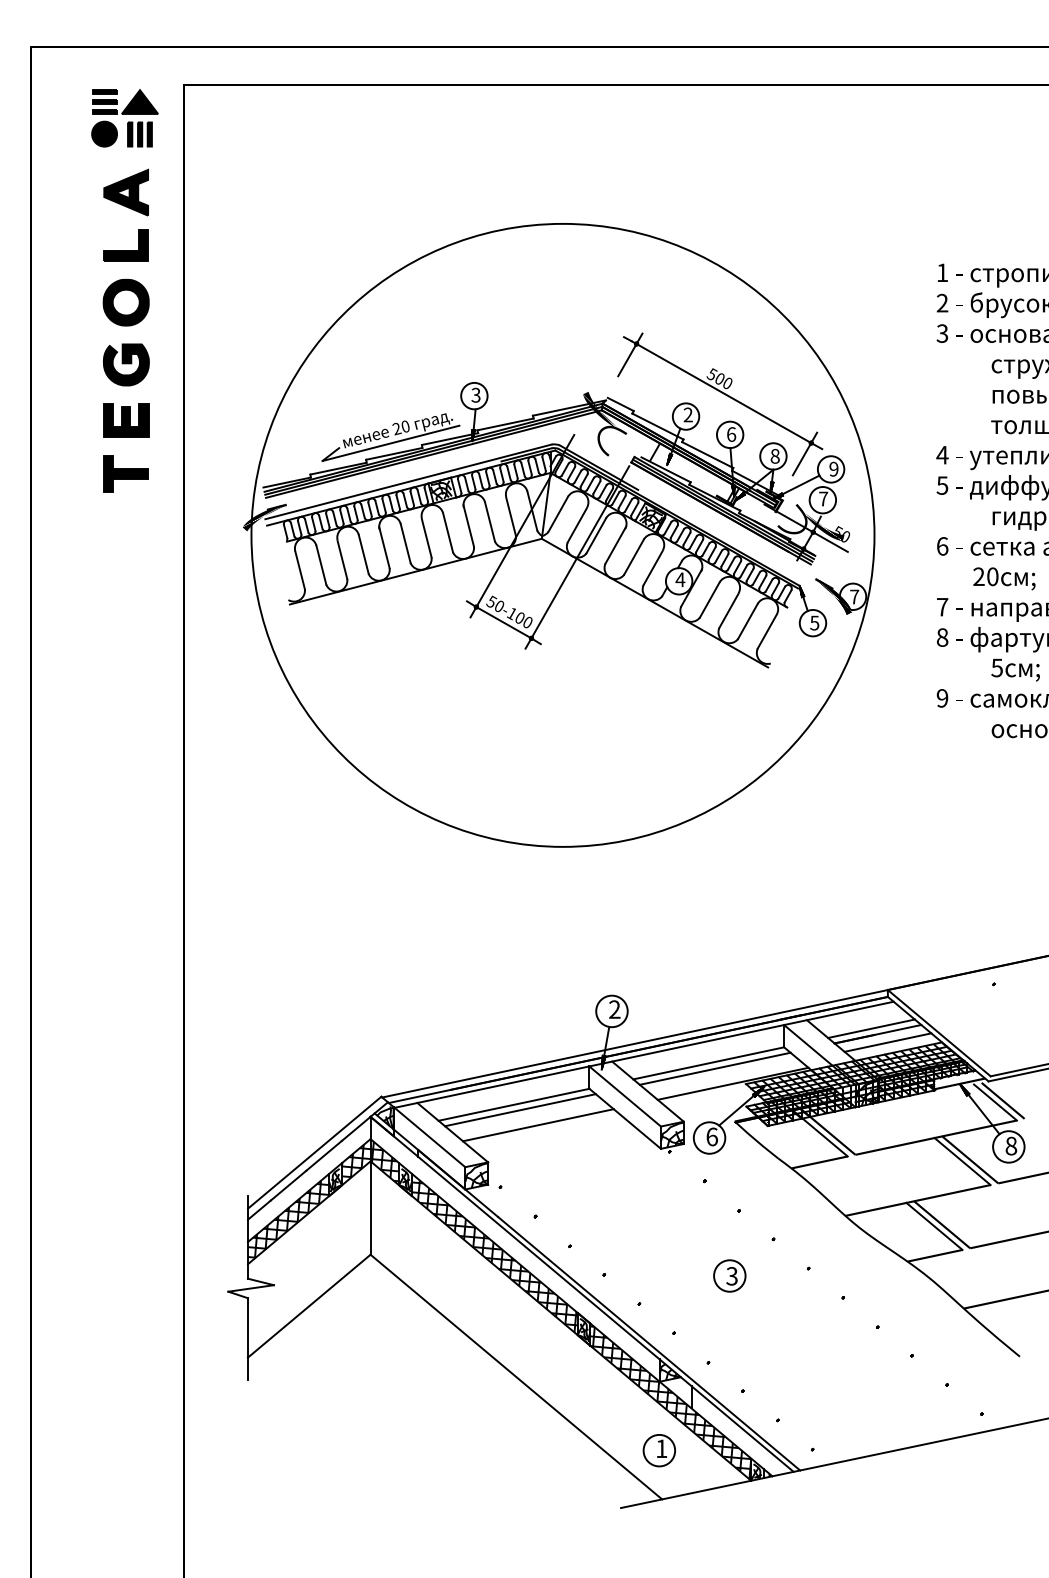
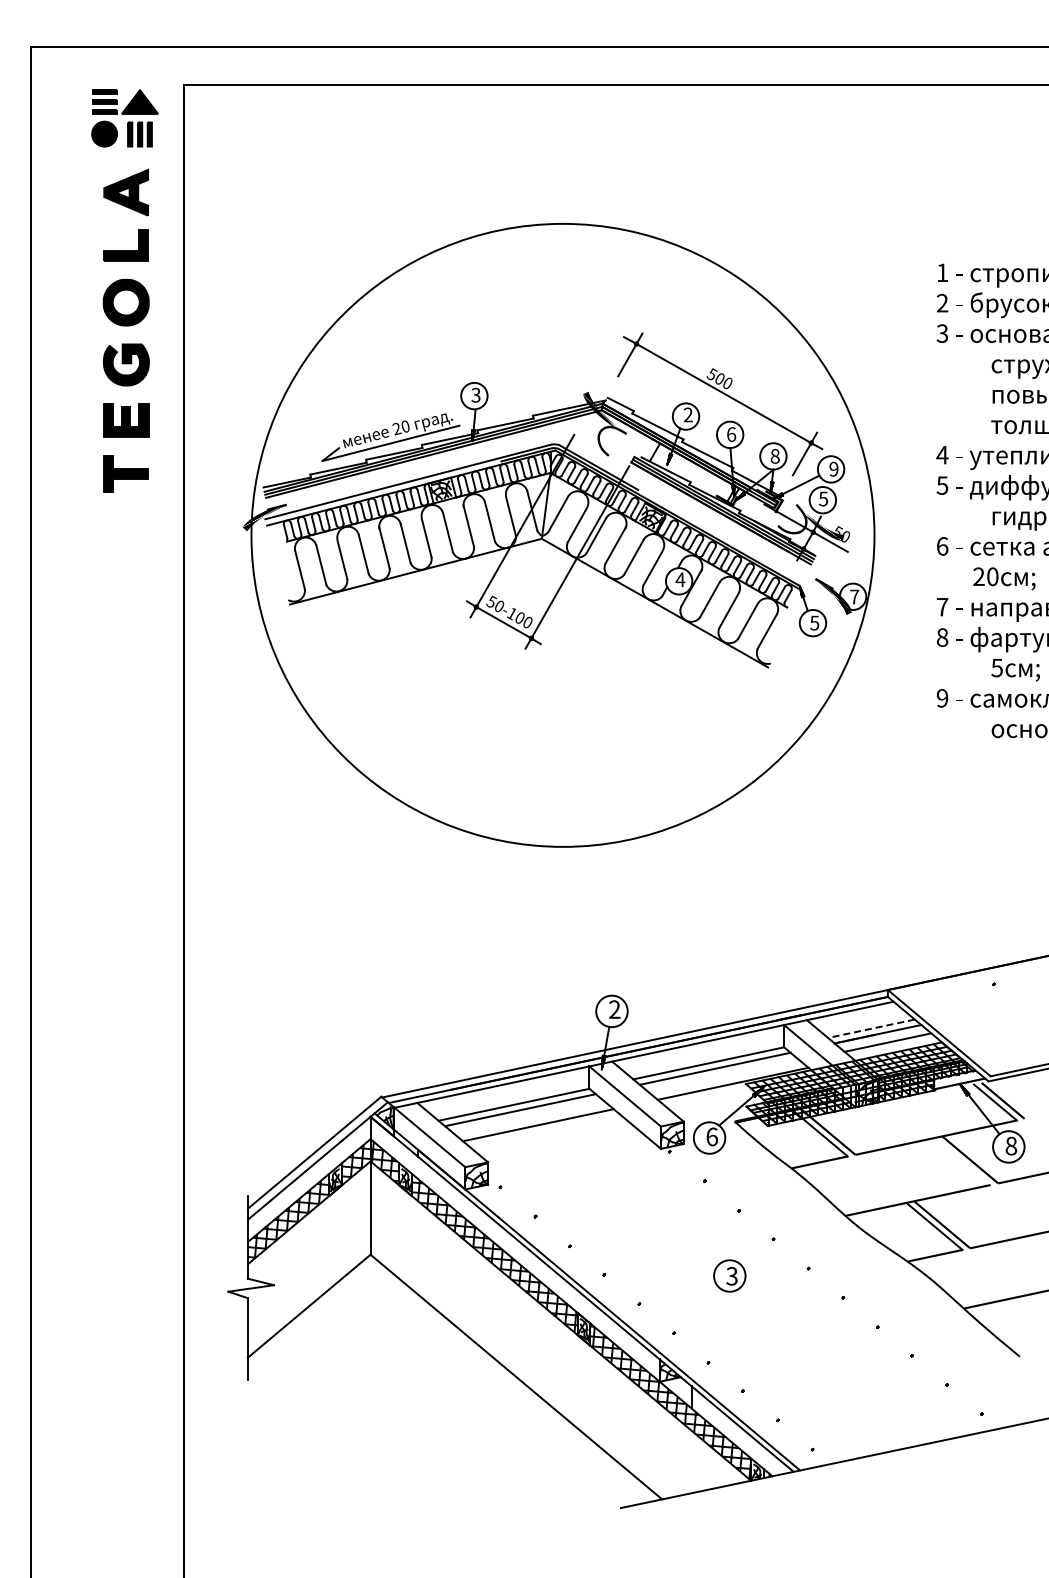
text: 7 -> 5 (823, 498)
line: solid -> dashed (870, 1028)
line: present -> none (962, 1161)
part: present -> none (658, 1450)
